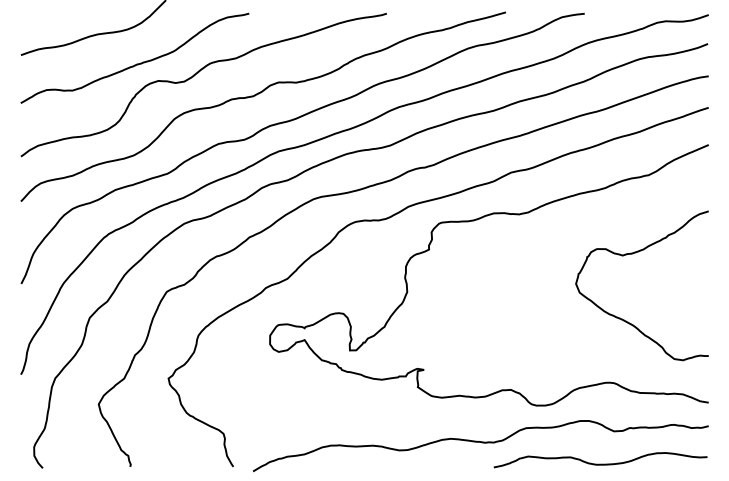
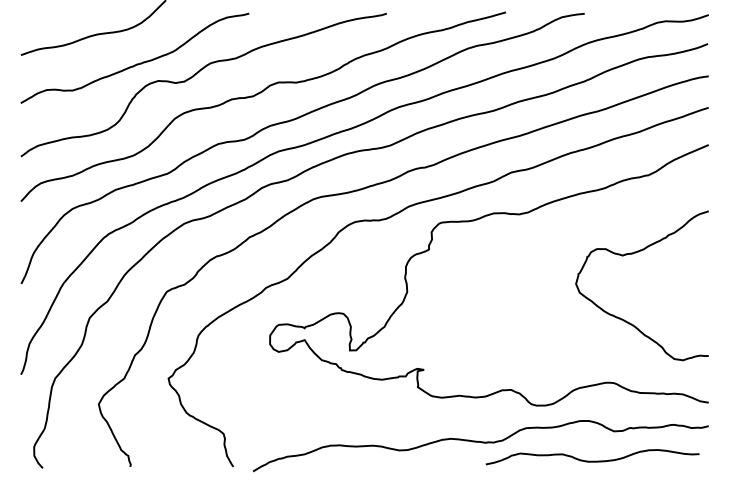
curve position: (600, 463) -> (592, 460) (592, 460)
